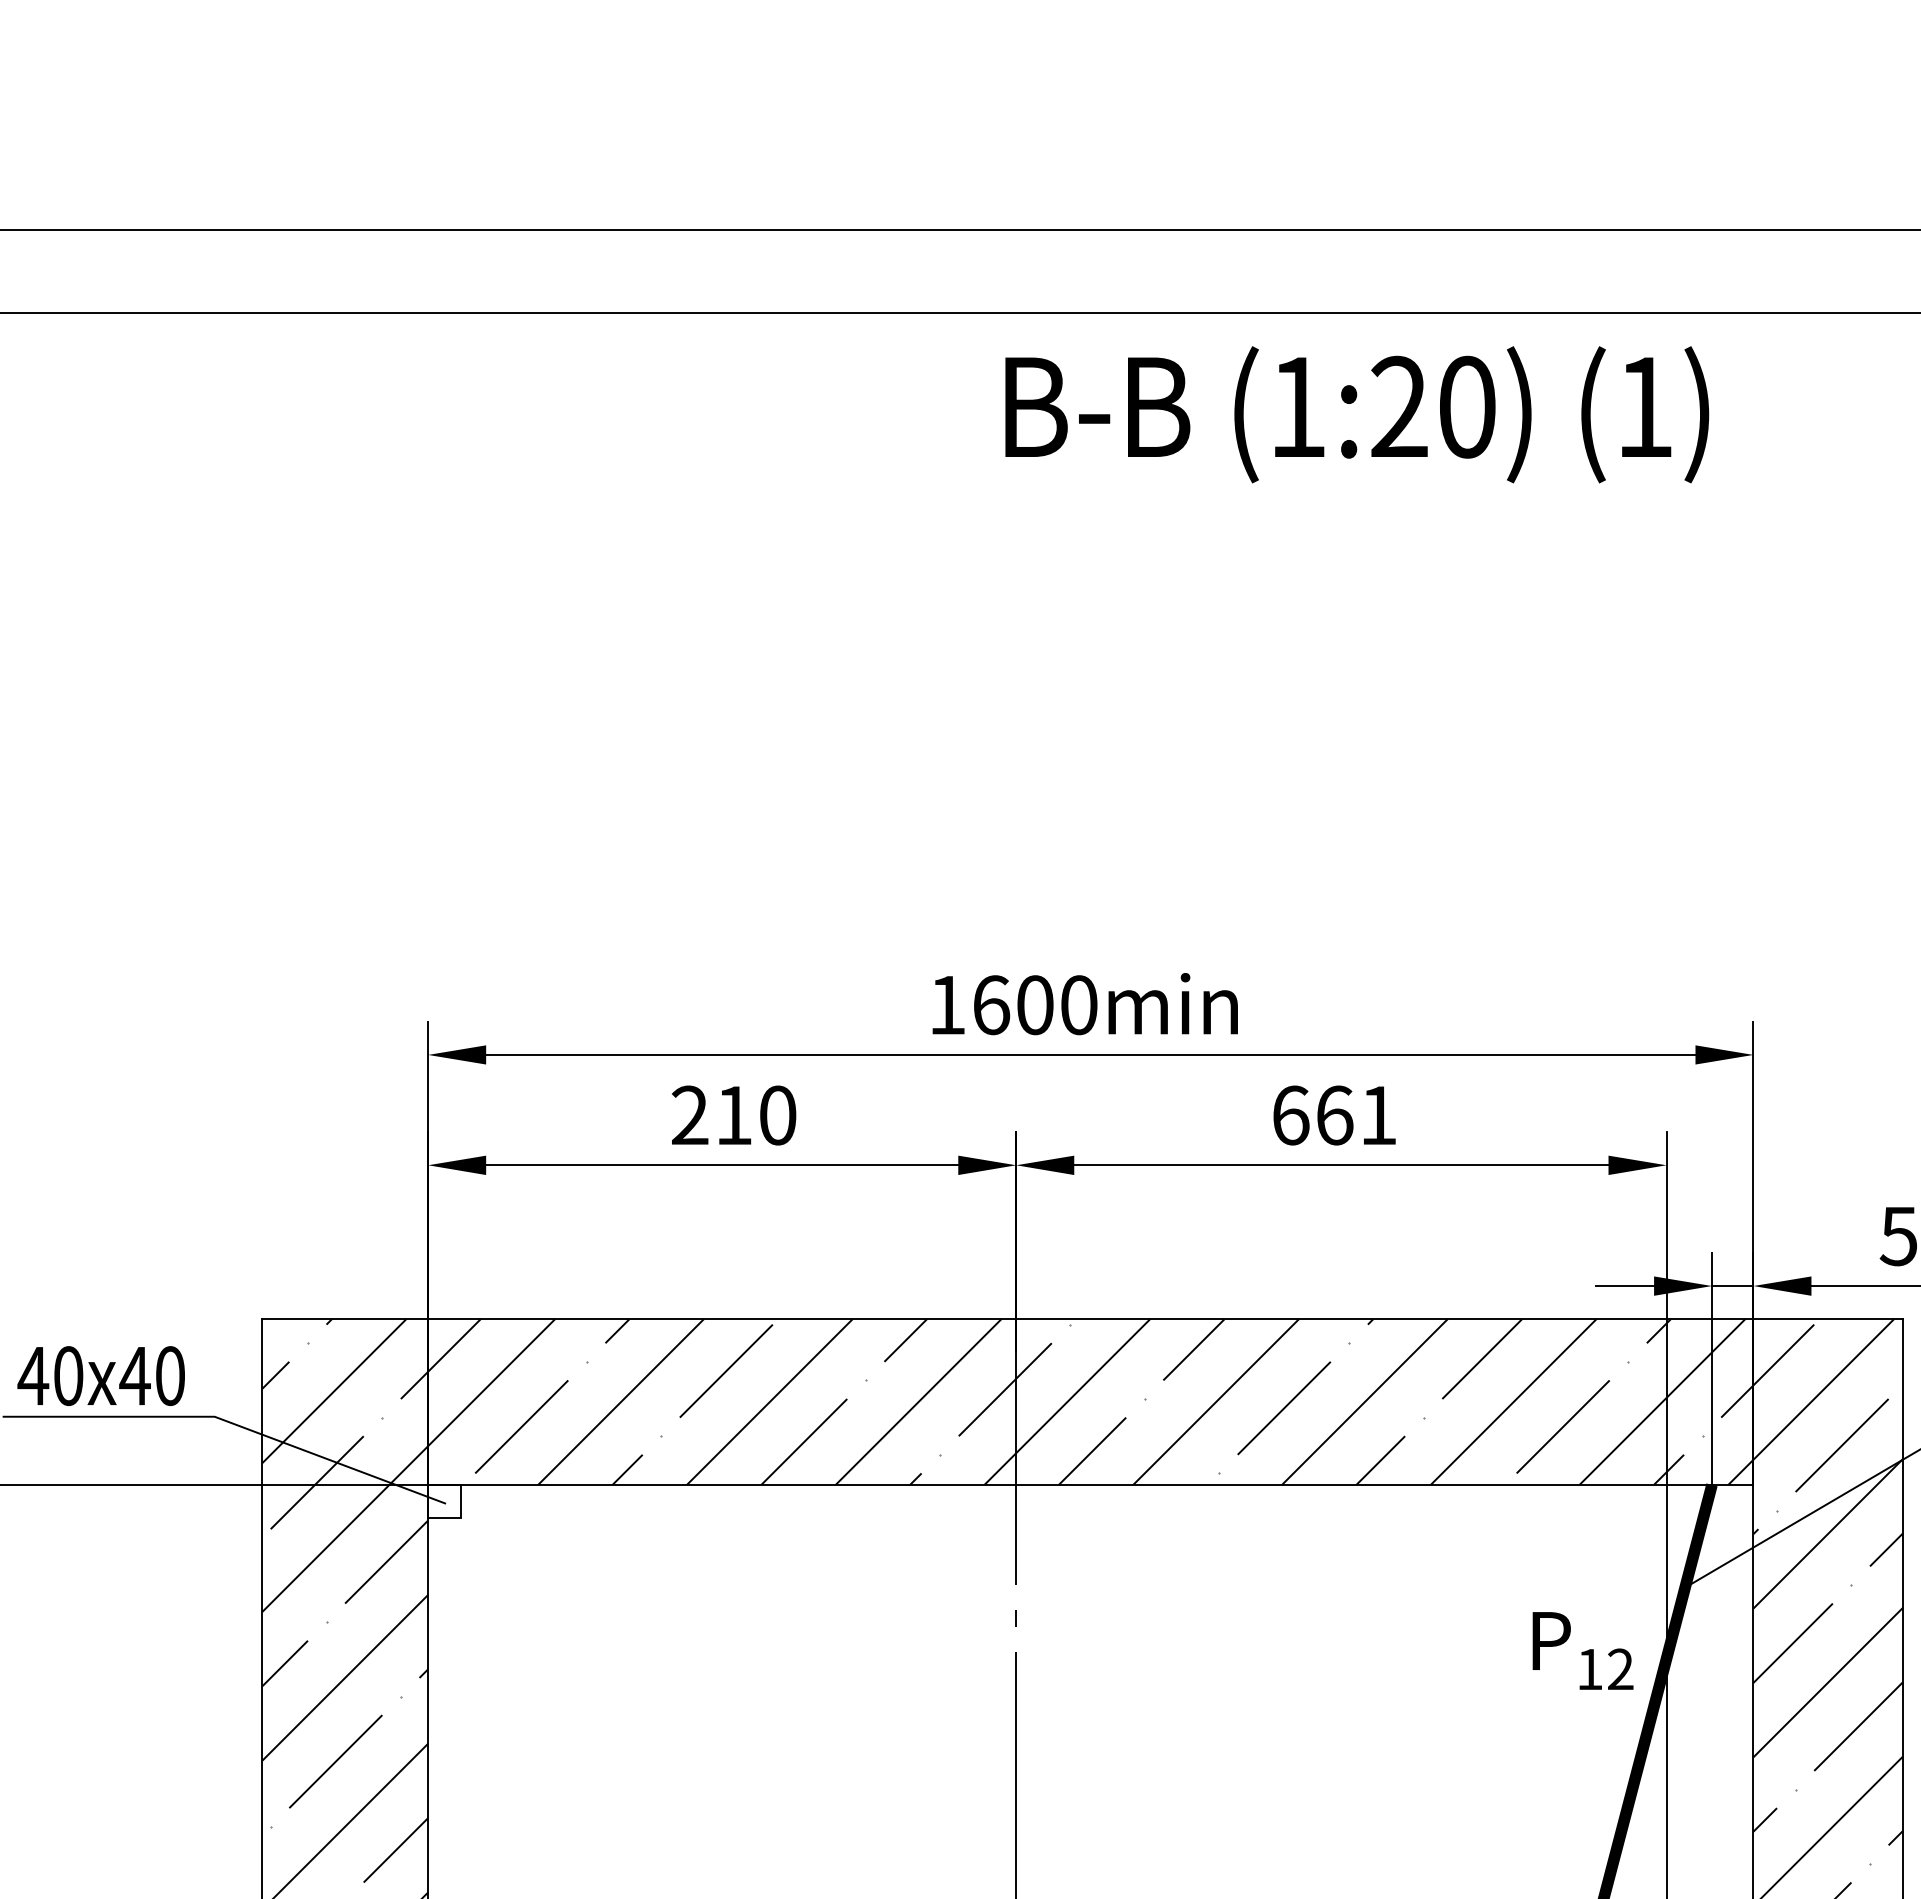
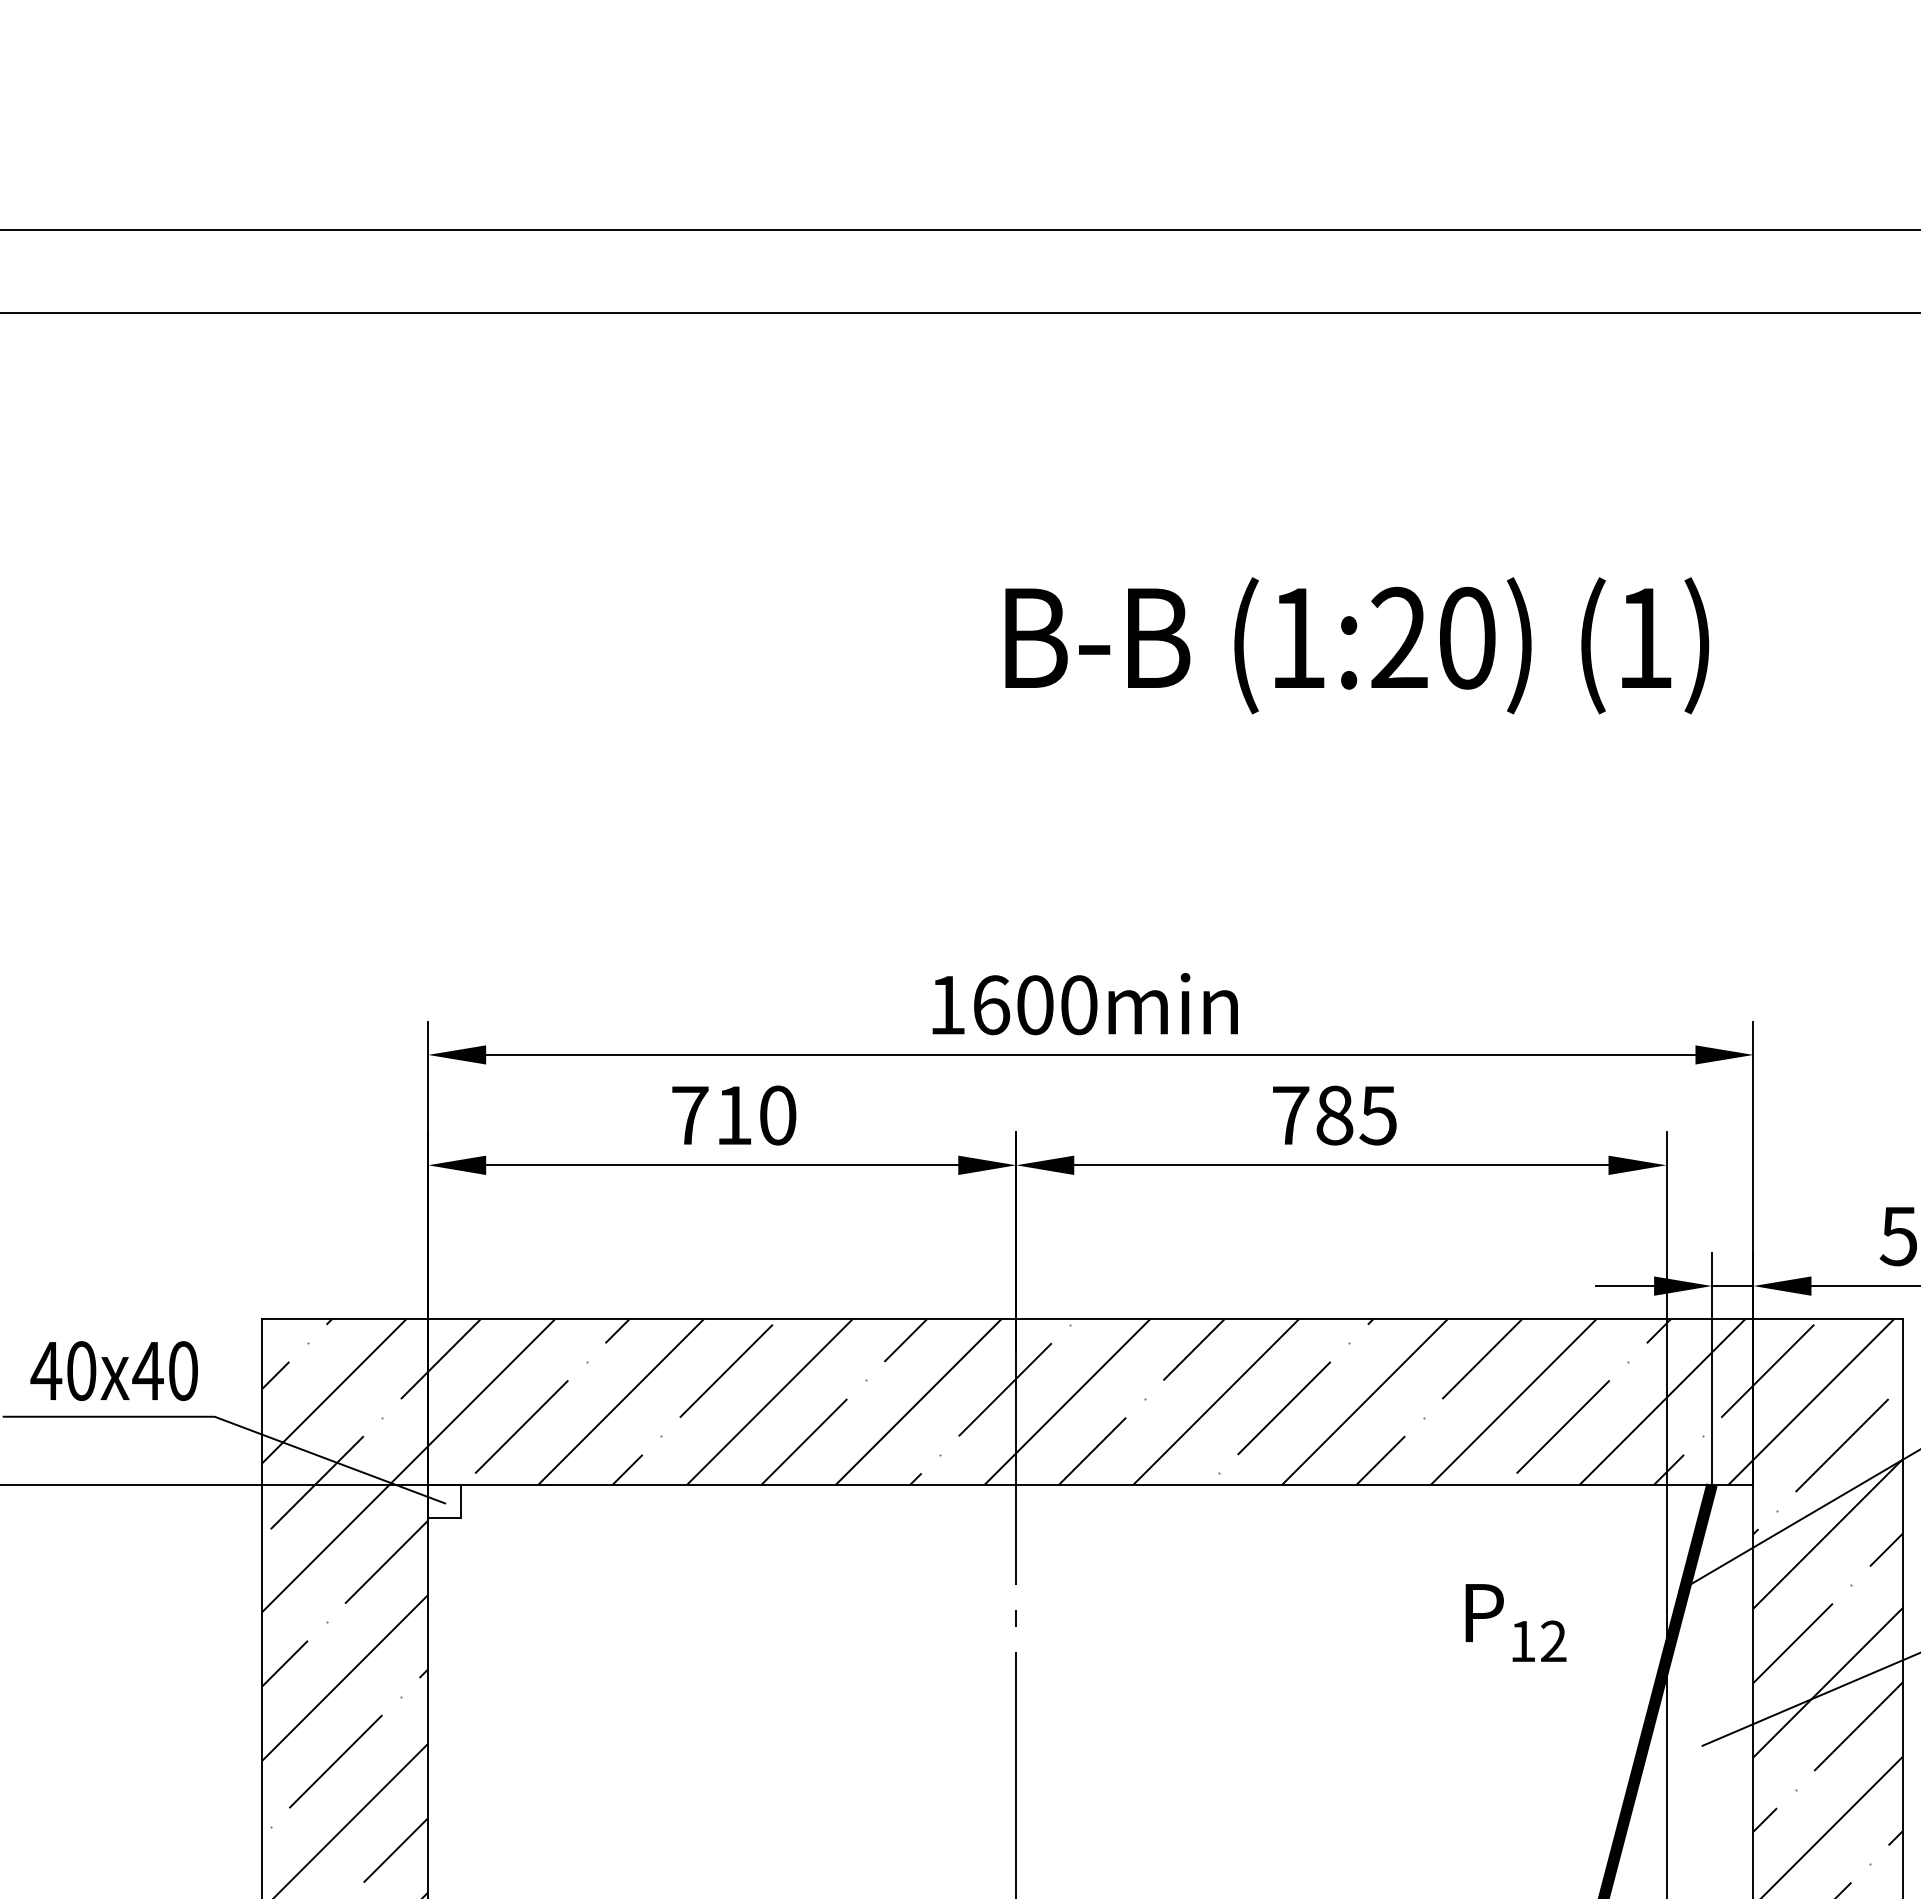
text position: (1357, 414) -> (1357, 645) (1357, 645)
text: 210 -> 710 (690, 1114)
text: 661 -> 785 (1334, 1115)
text position: (100, 1375) -> (113, 1370) (113, 1370)
text position: (1582, 1650) -> (1515, 1622) (1515, 1622)
line: none -> present (1809, 1699)
